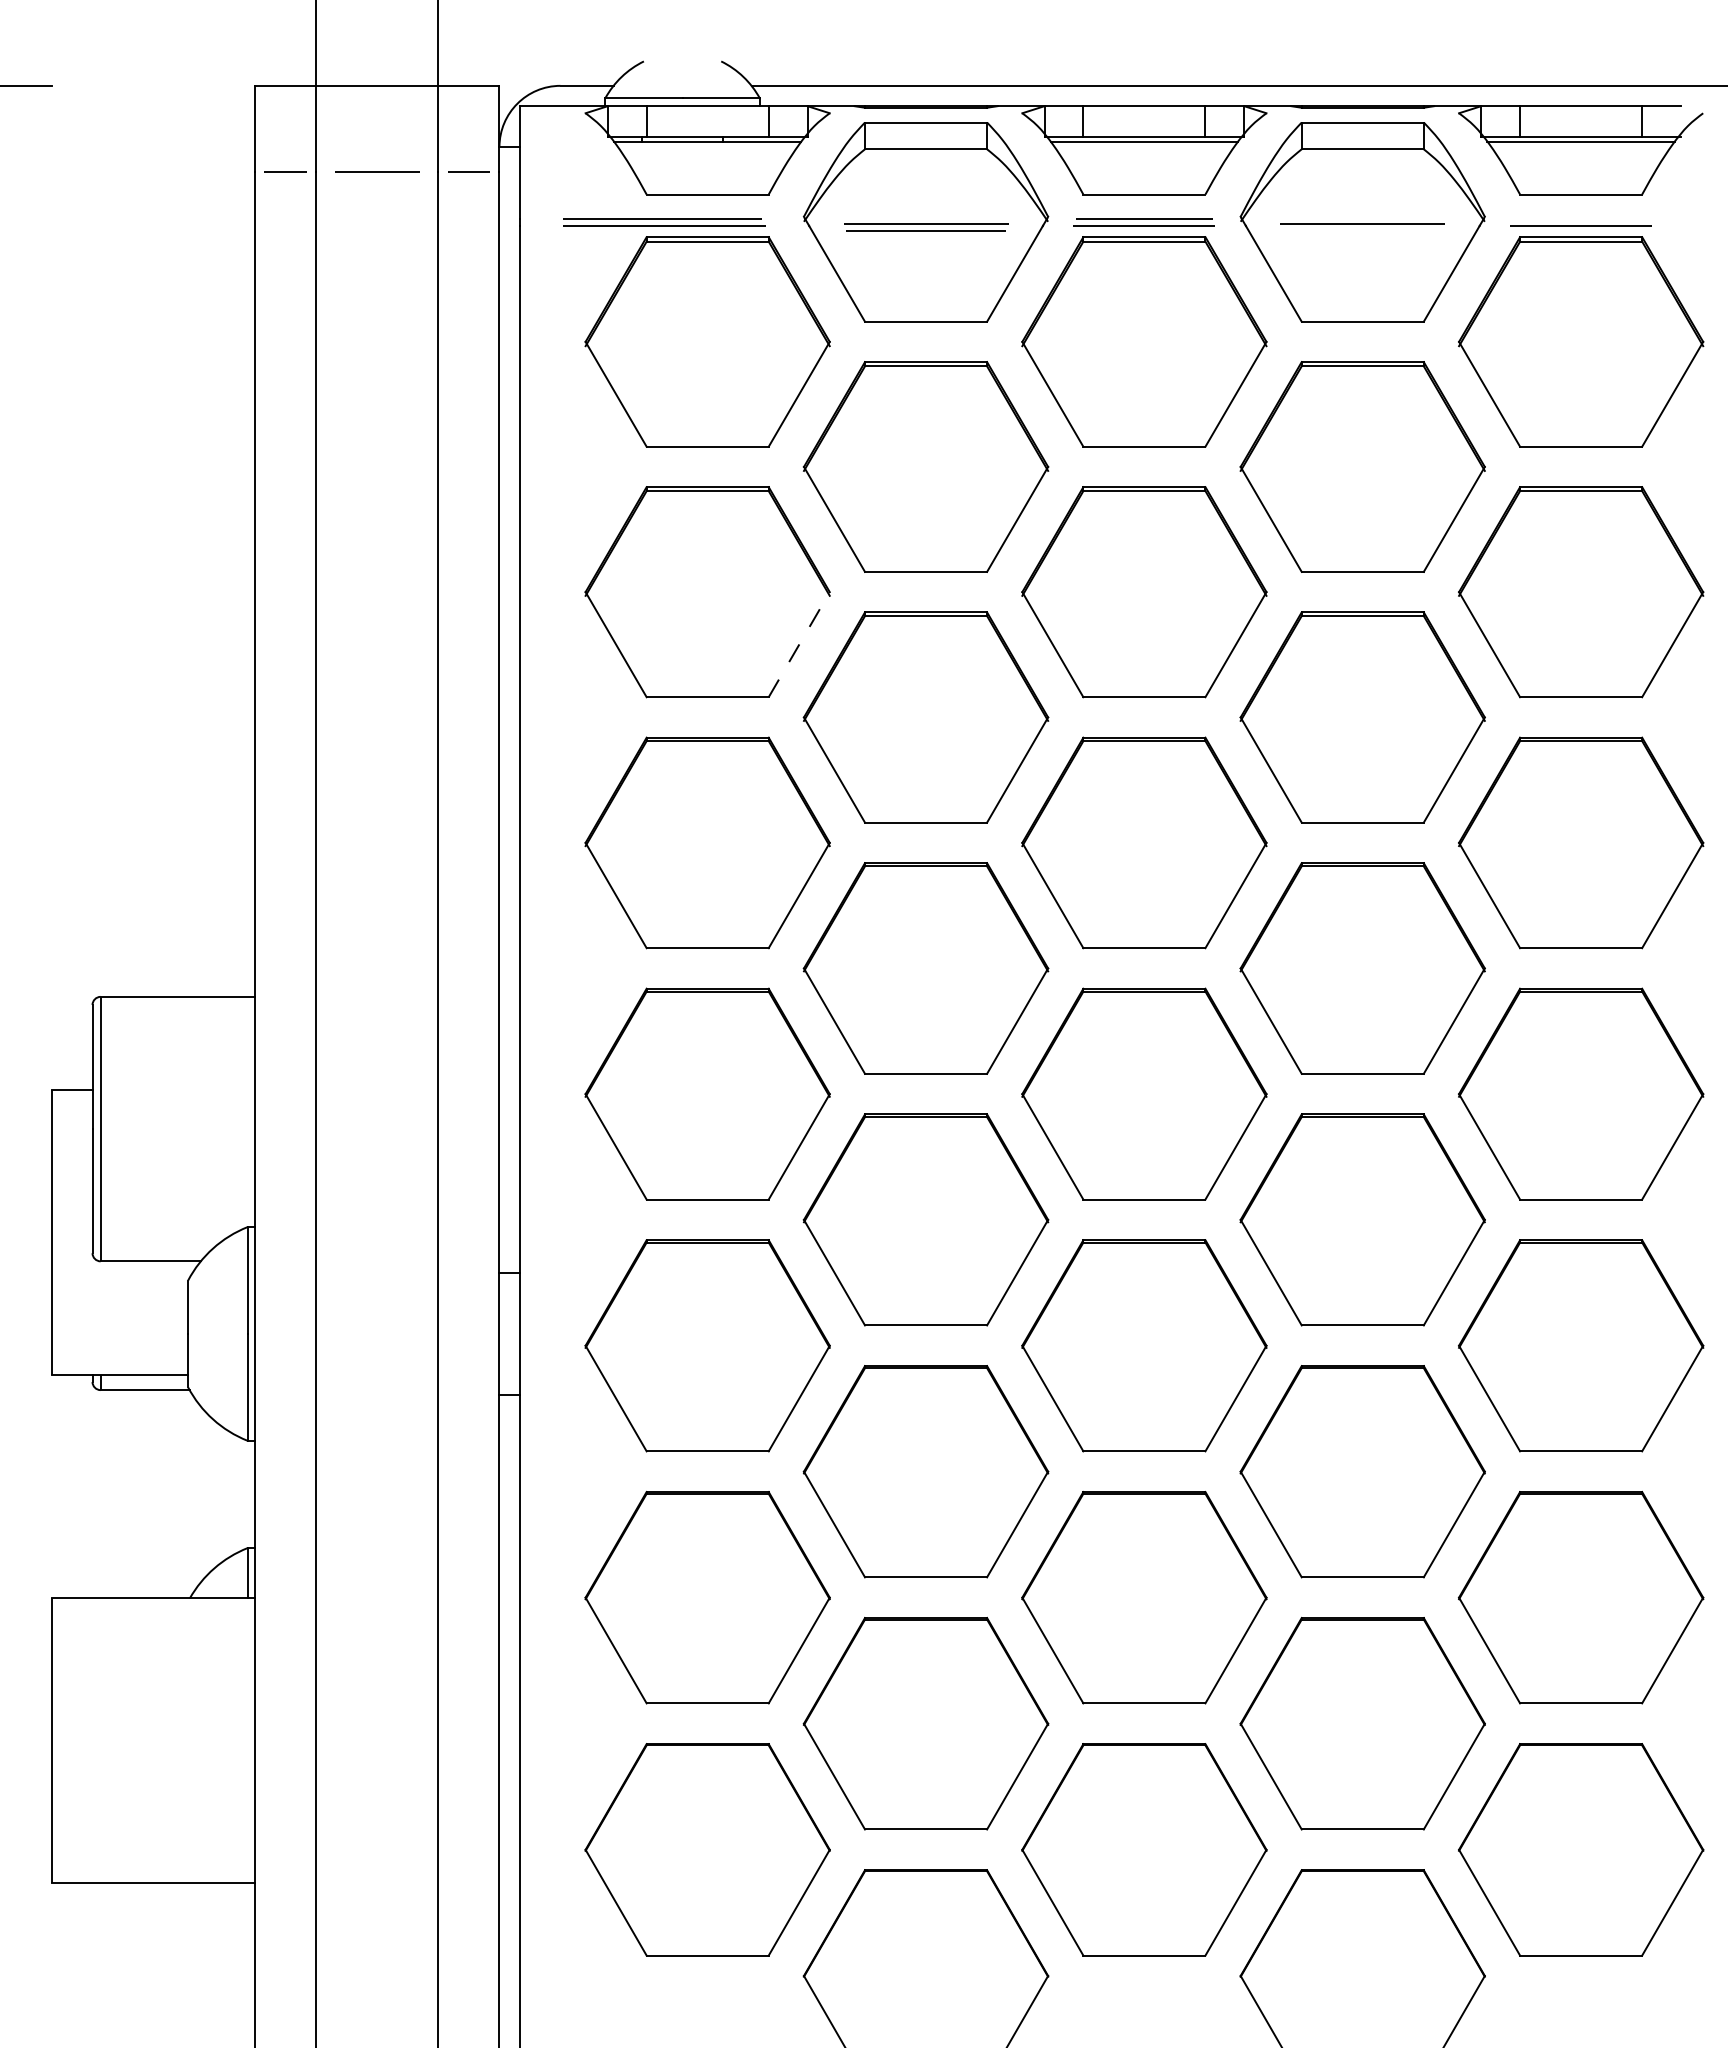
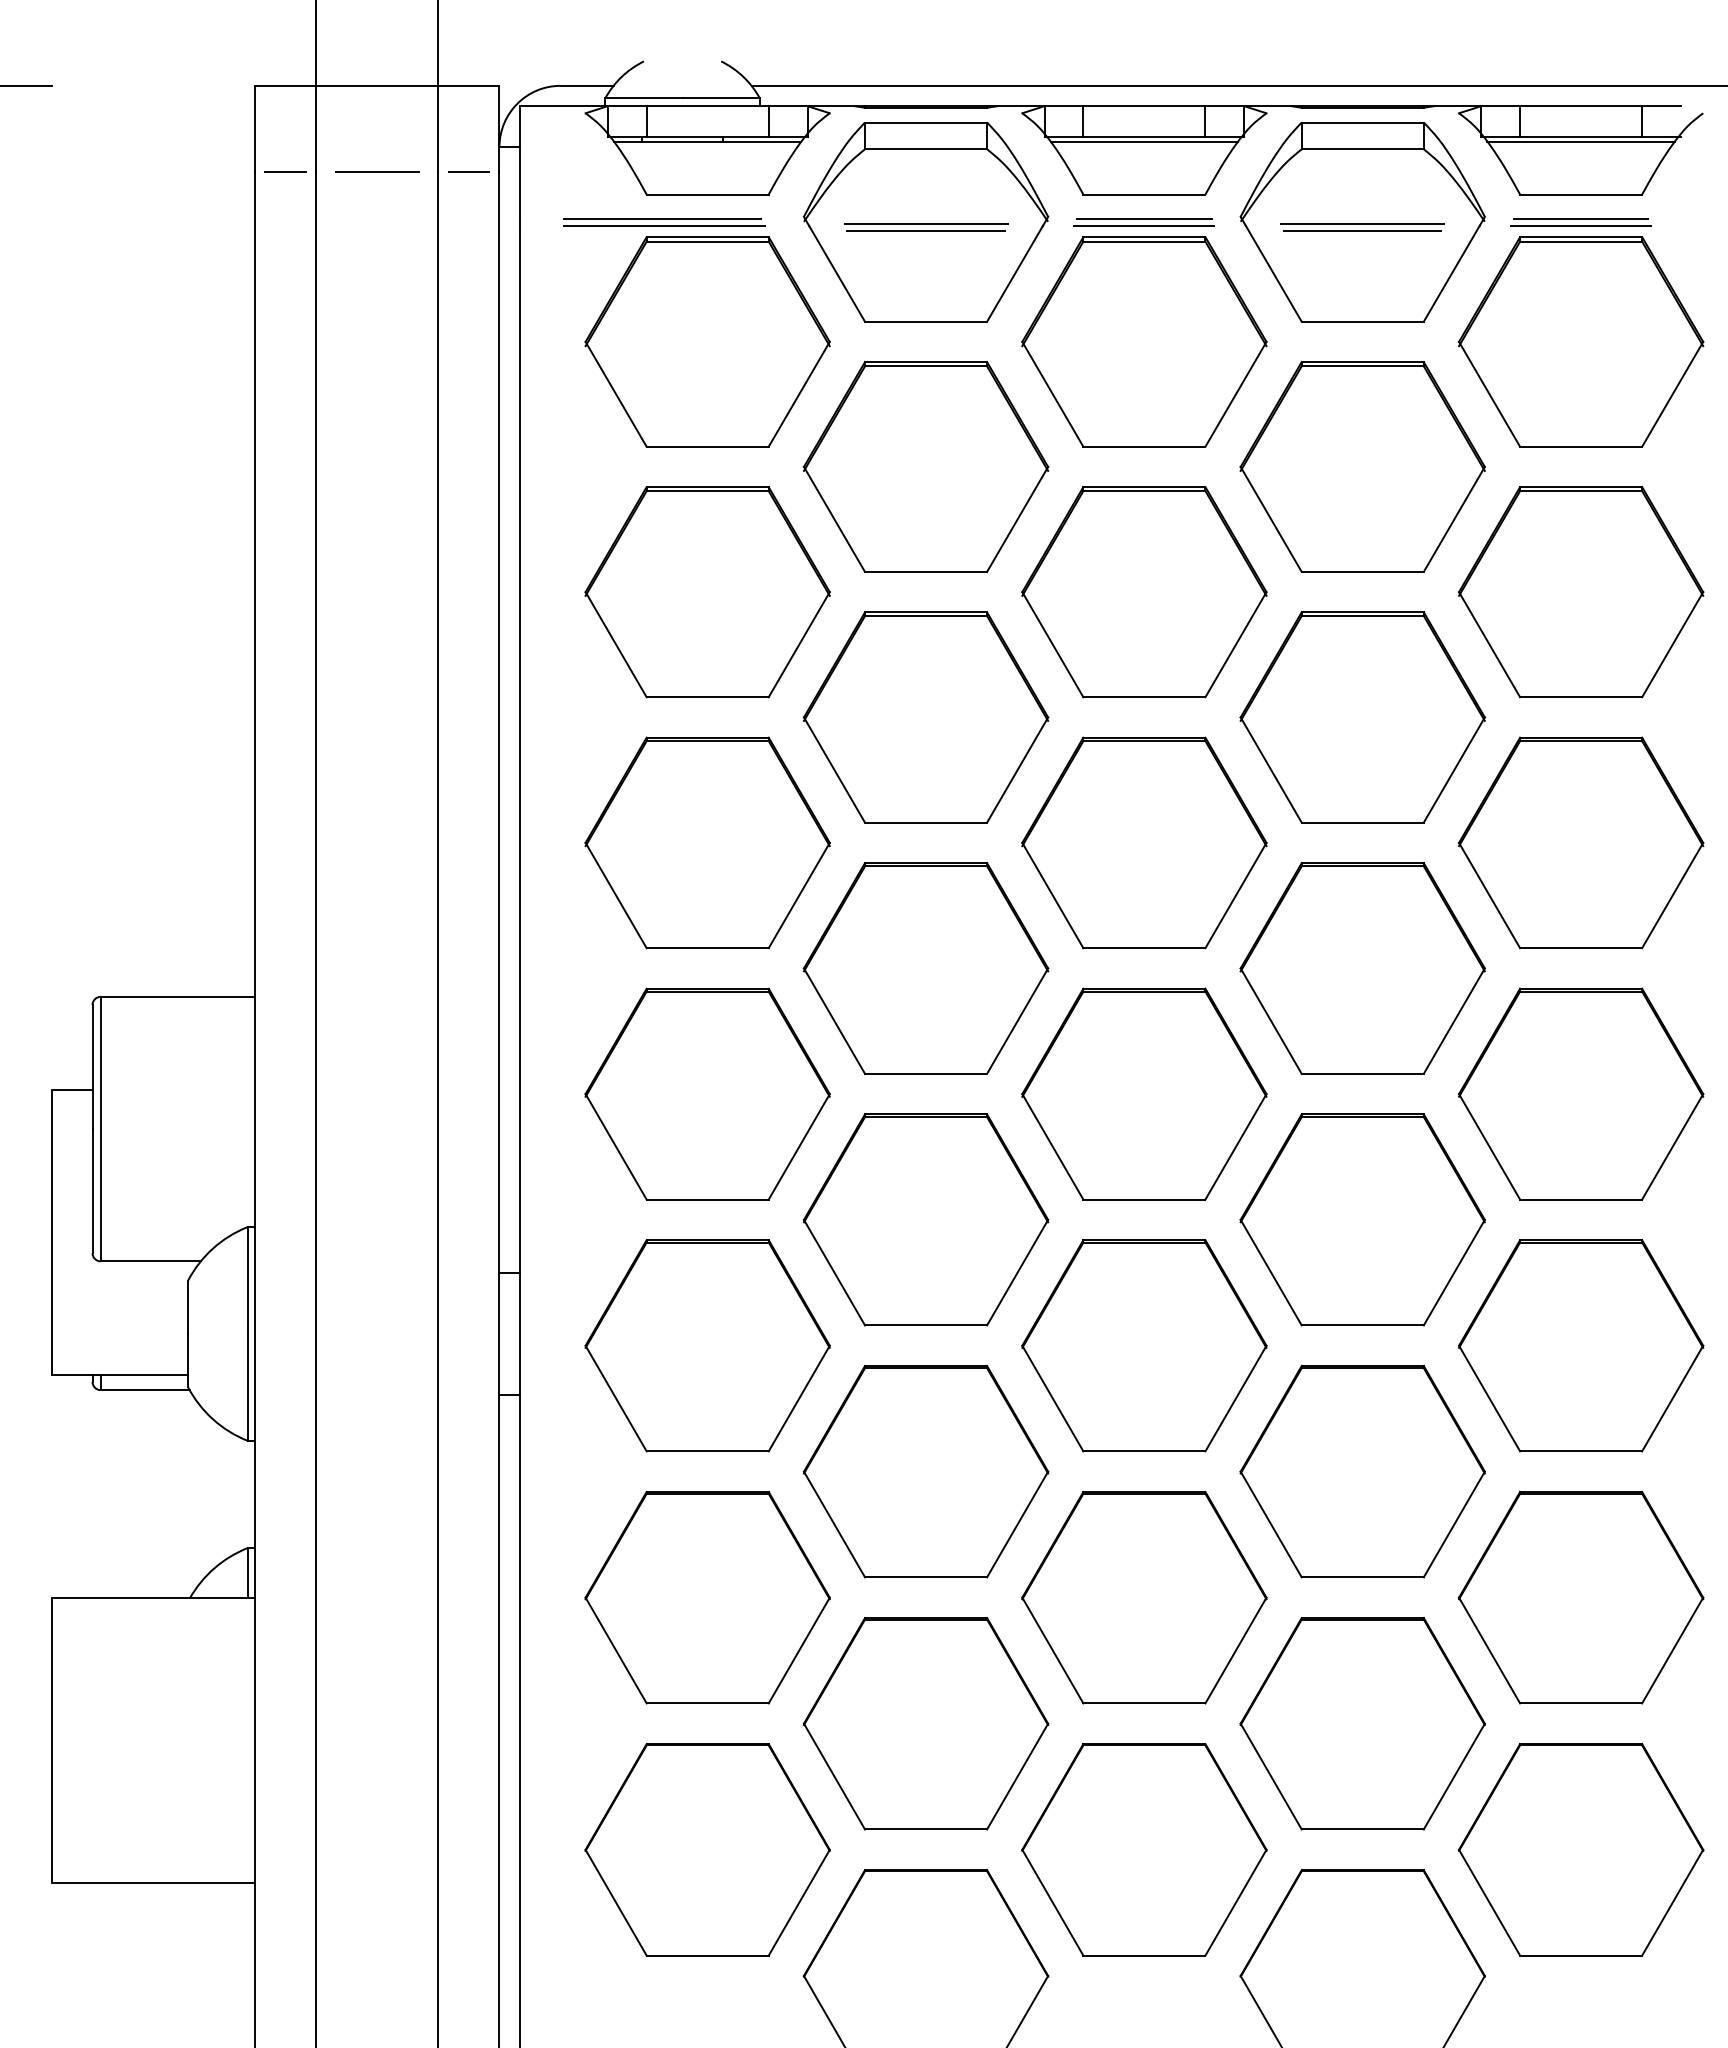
line: none -> present (1580, 218)
line: none -> present (1362, 231)
line: dashed -> solid (799, 644)
